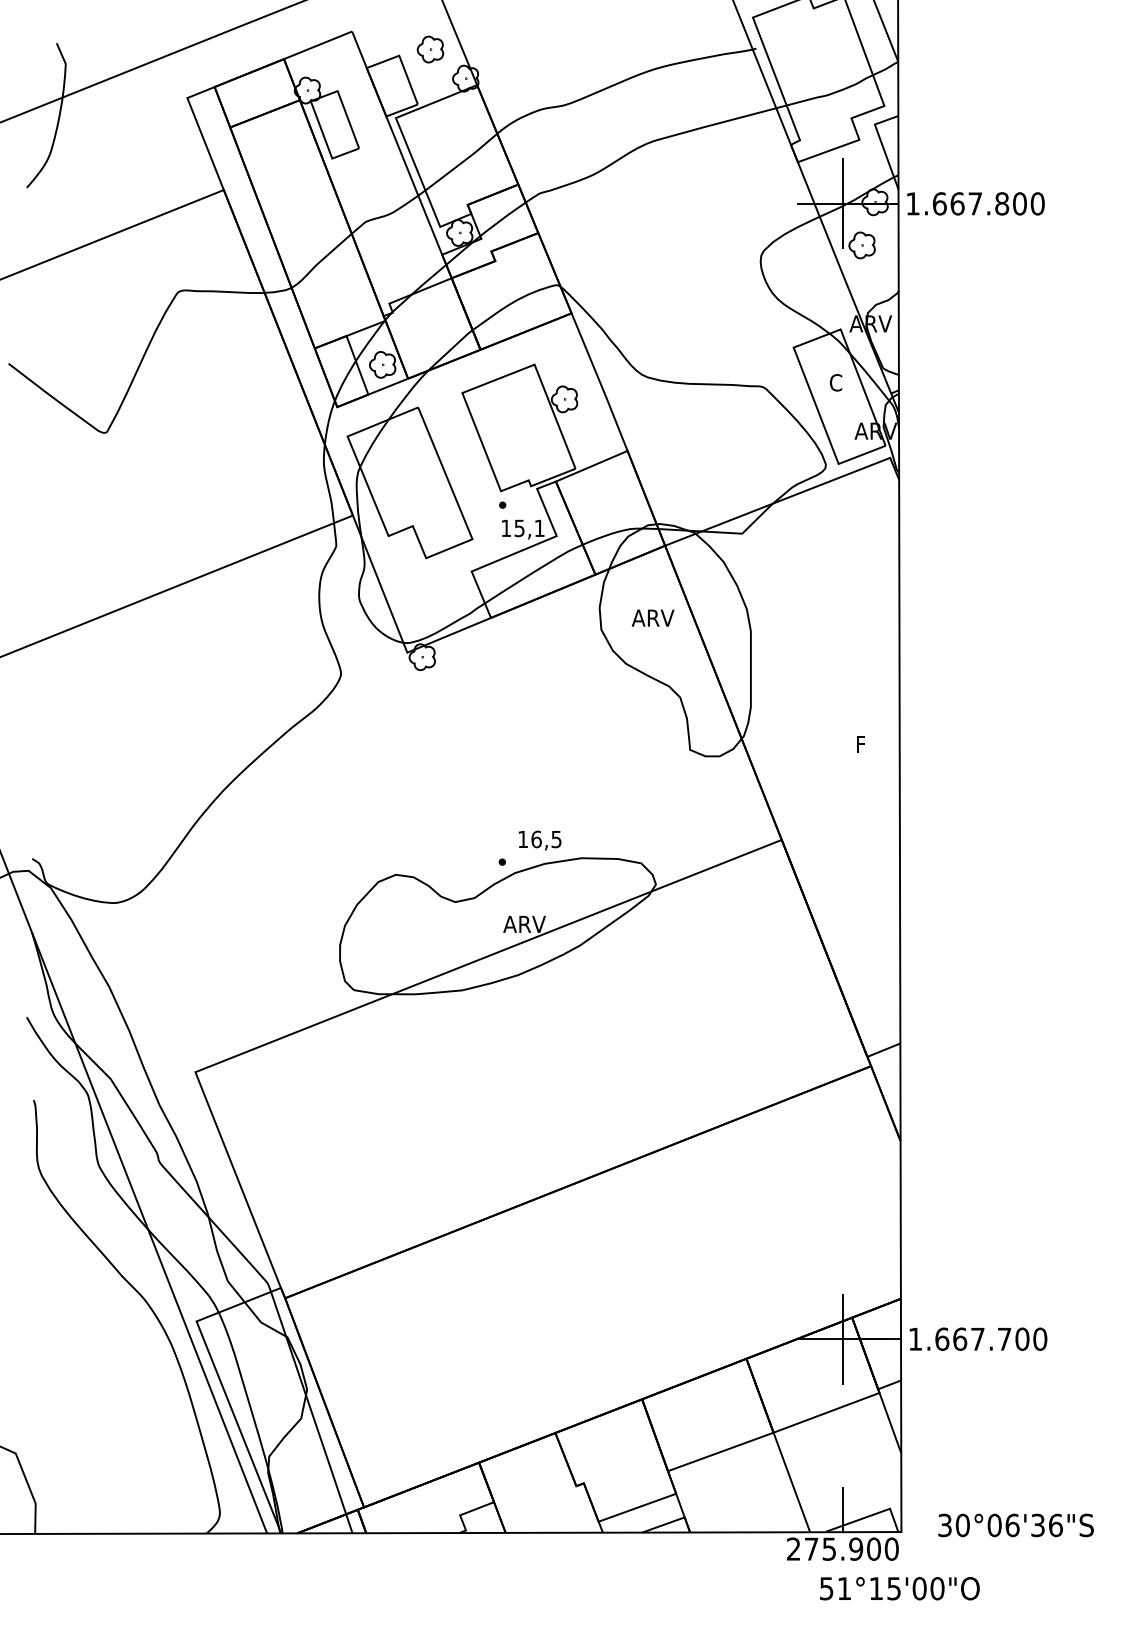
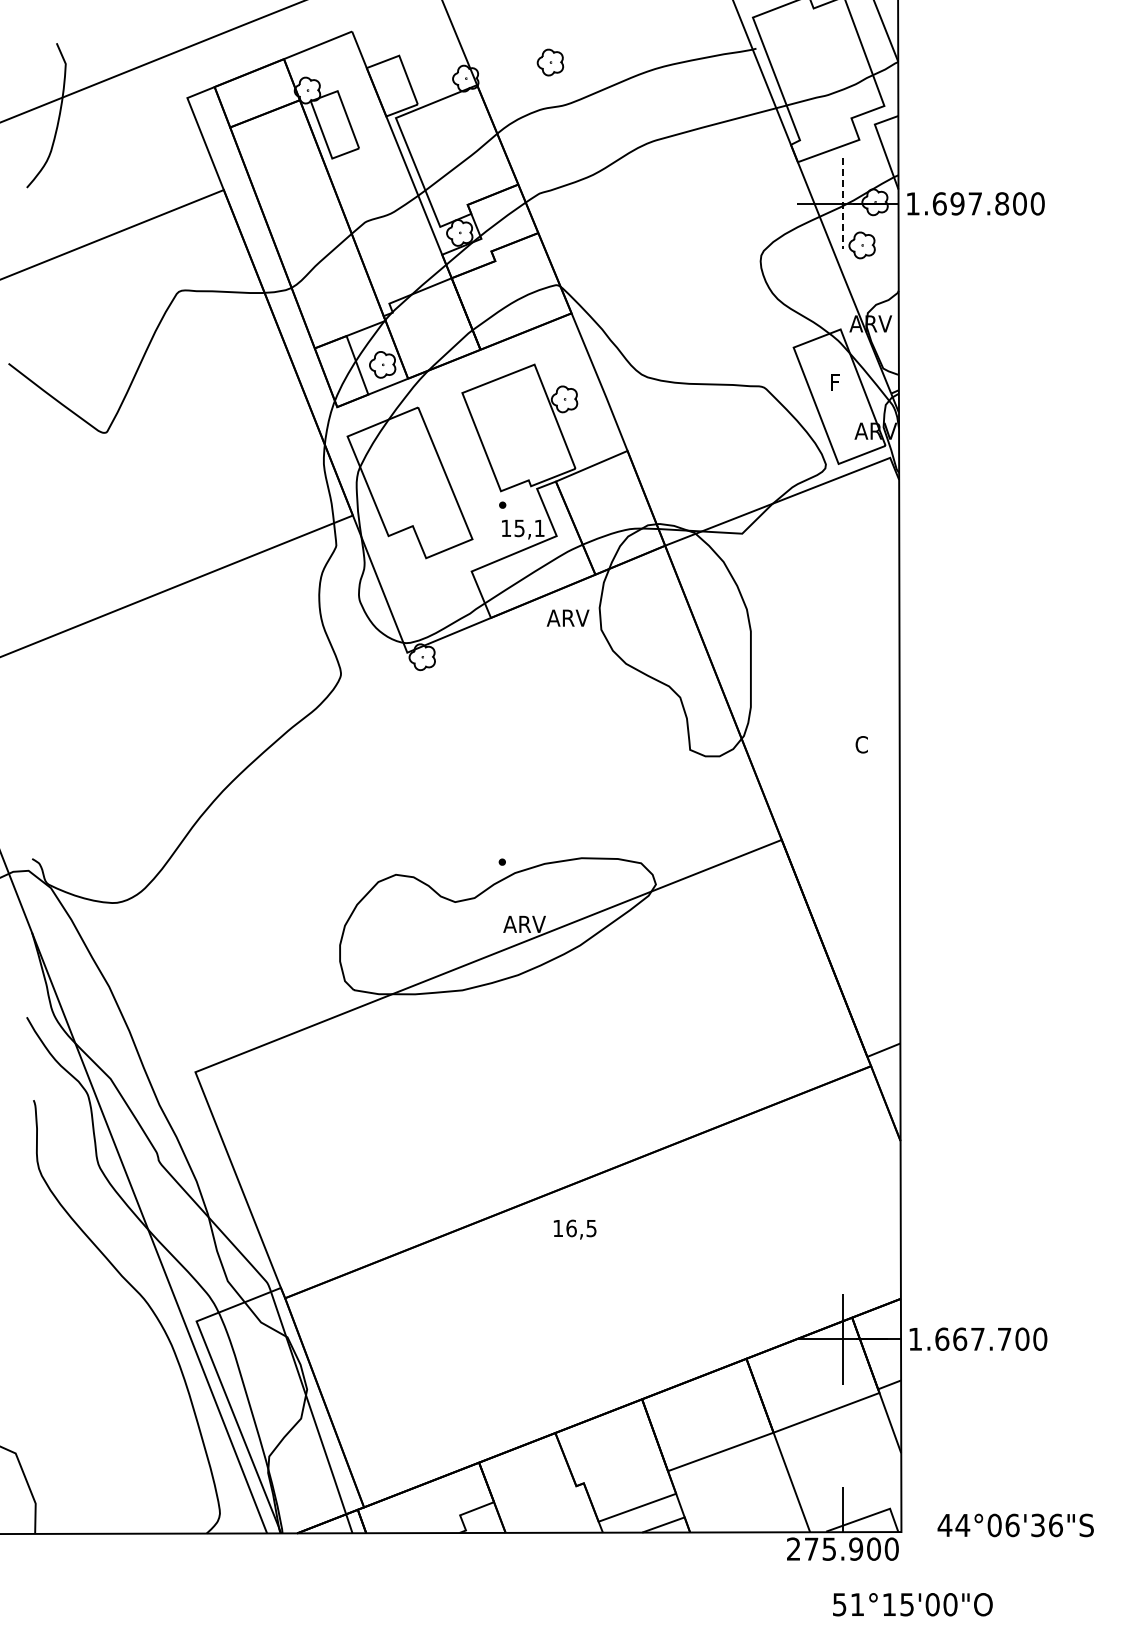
part position: (430, 49) -> (550, 62) (550, 62)
text: 1.667.800 -> 1.697.800 (957, 203)
line: solid -> dashed (842, 204)
text: C -> F (835, 382)
text position: (652, 617) -> (567, 617) (567, 617)
text: F -> C (861, 744)
text position: (539, 840) -> (574, 1229) (574, 1229)
text: 30°06'36"S -> 44°06'36"S (953, 1525)
text position: (899, 1588) -> (912, 1604) (912, 1604)
